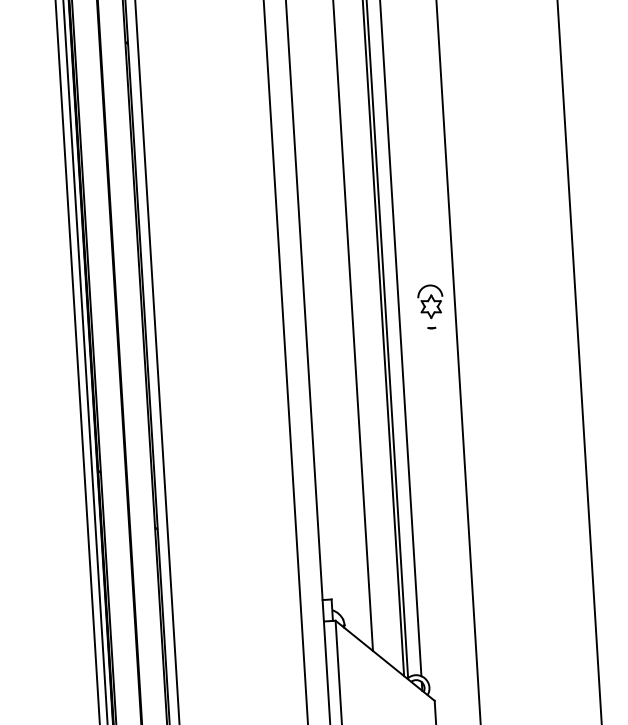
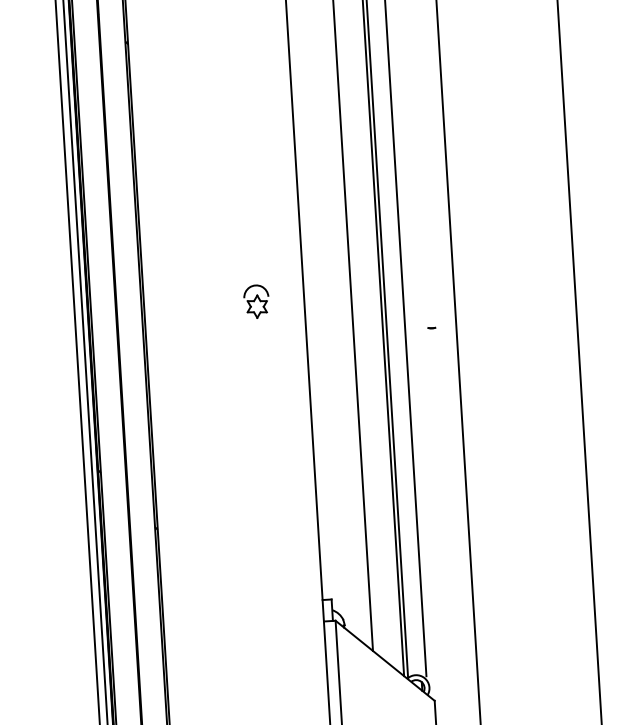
part position: (430, 301) -> (256, 301) (256, 301)
line position: (400, 339) -> (405, 339) (405, 339)
line: present -> none (157, 361)
line: present -> none (285, 361)
